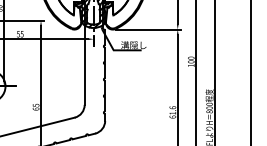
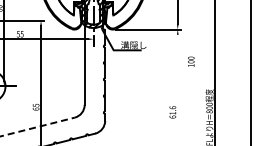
line: present -> none (196, 72)
line: present -> none (177, 88)
line: solid -> dashed (38, 126)
